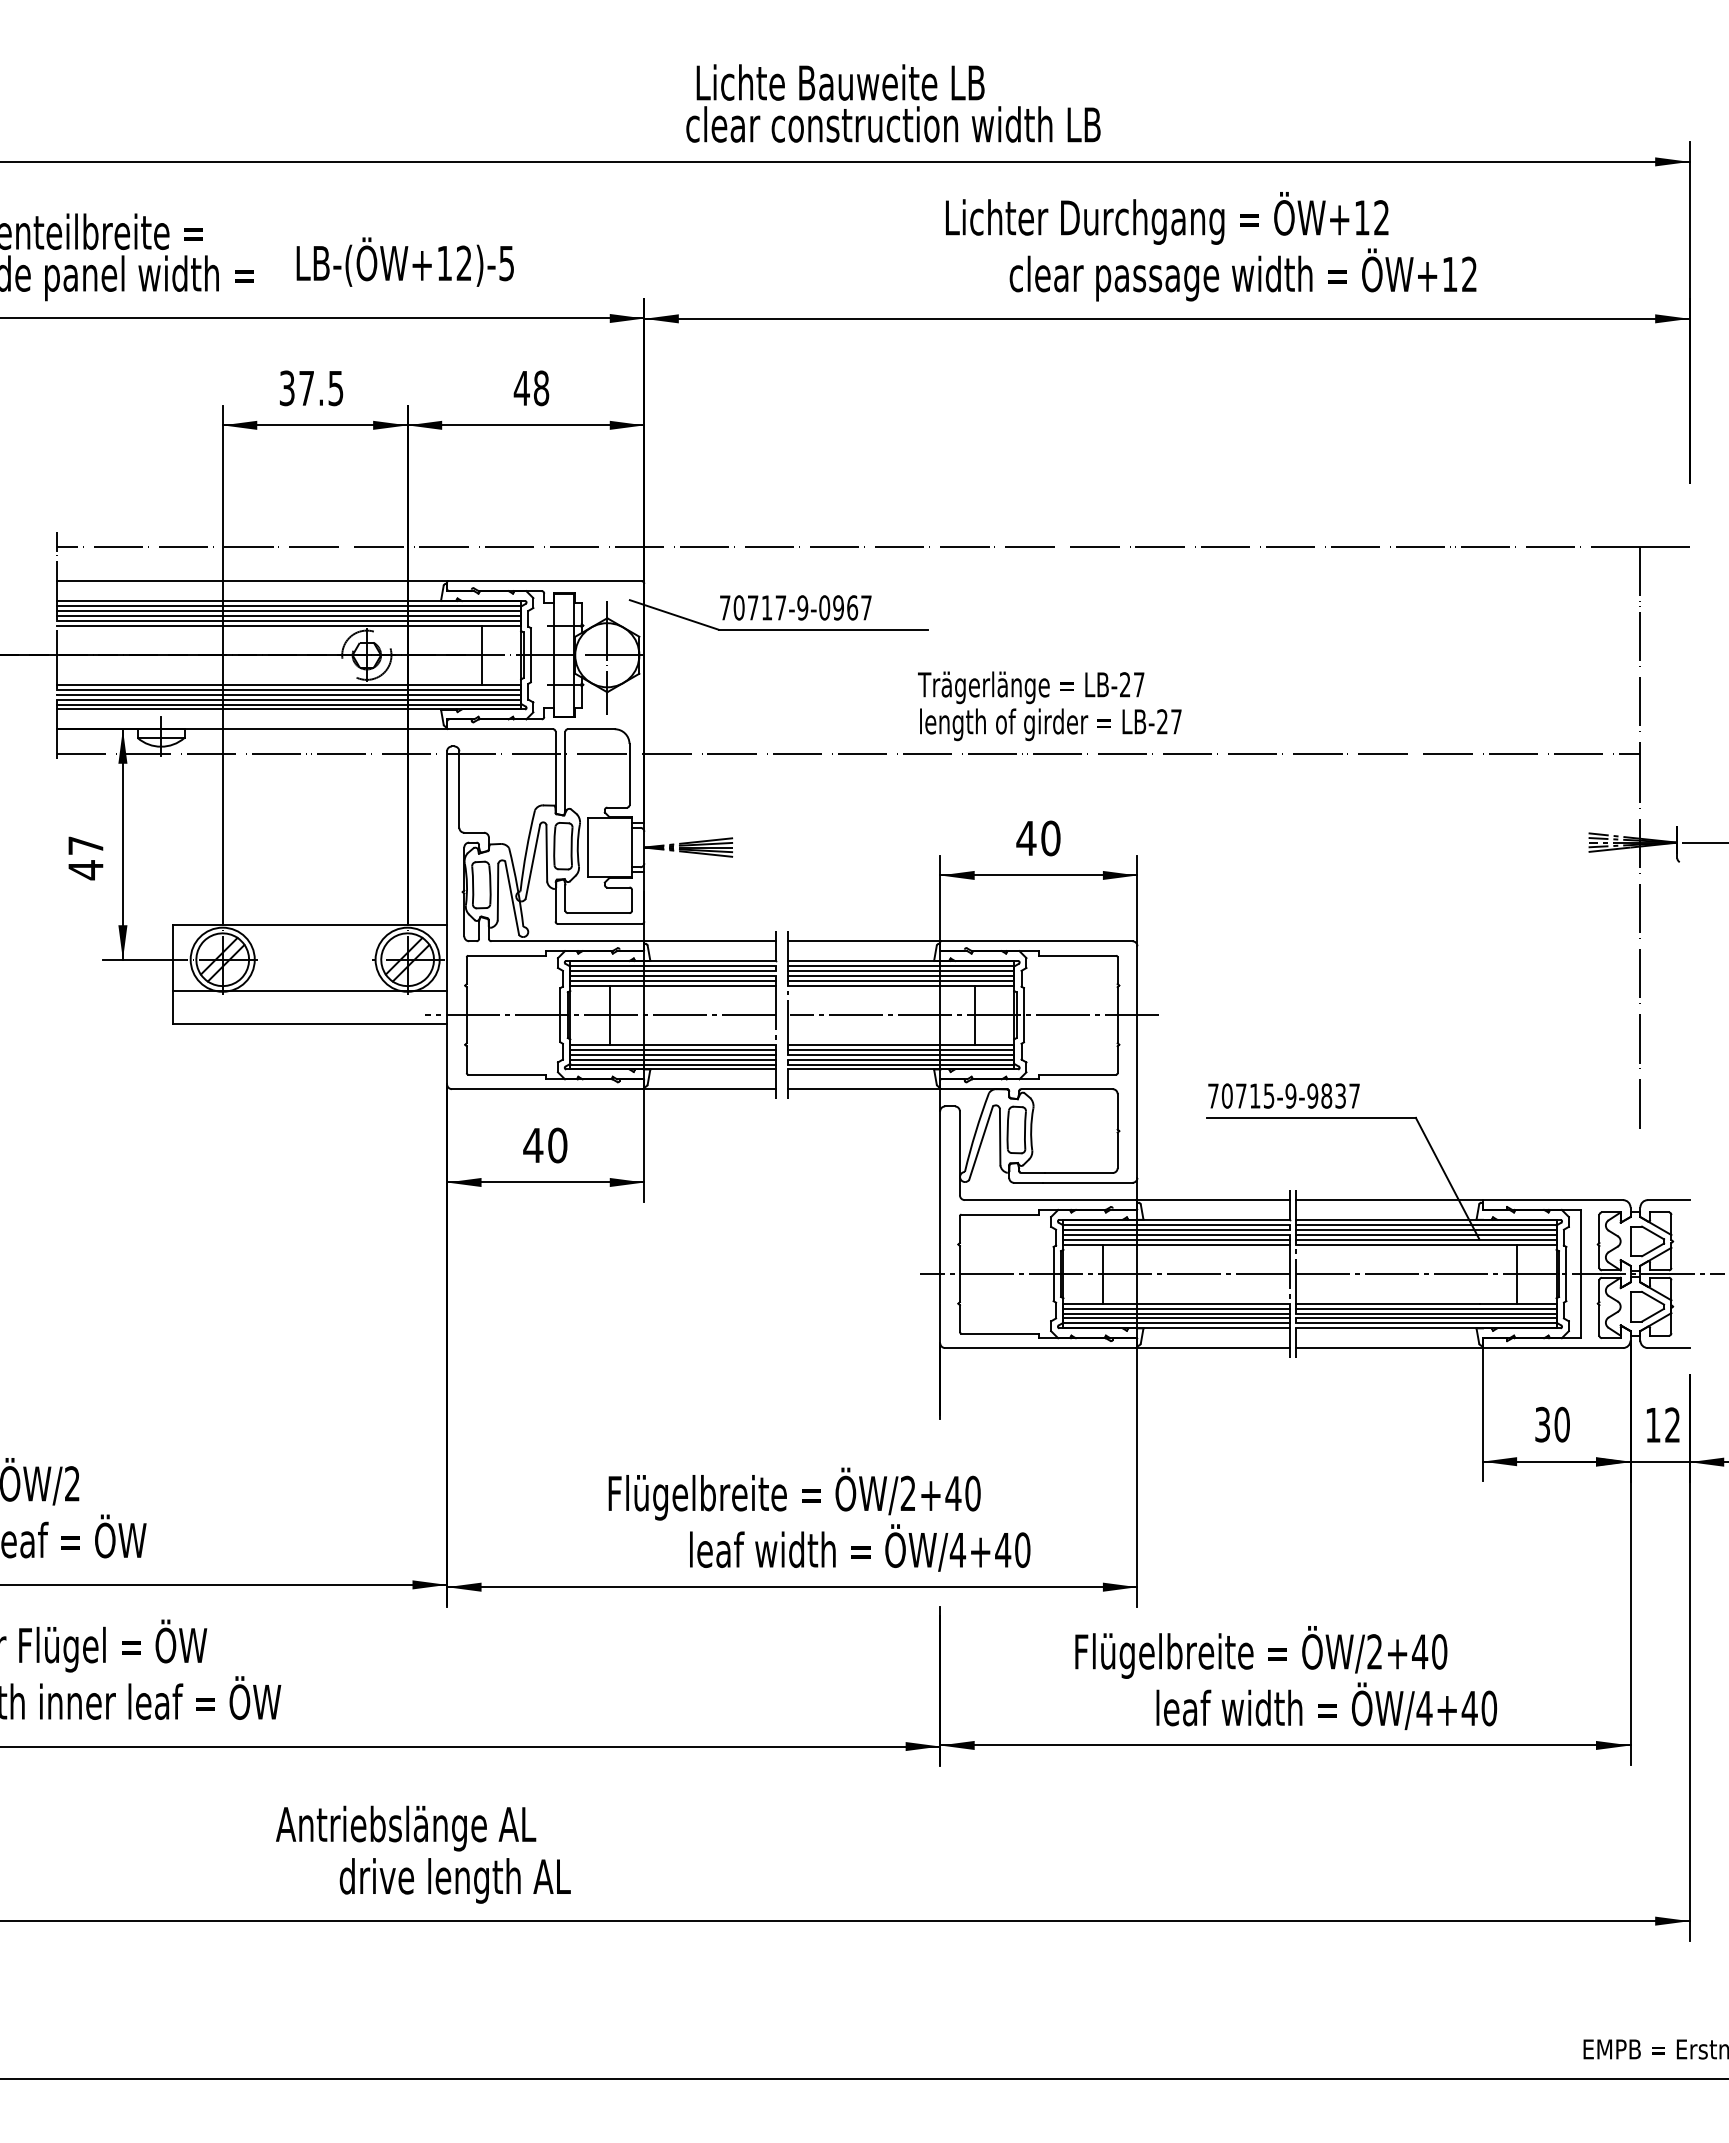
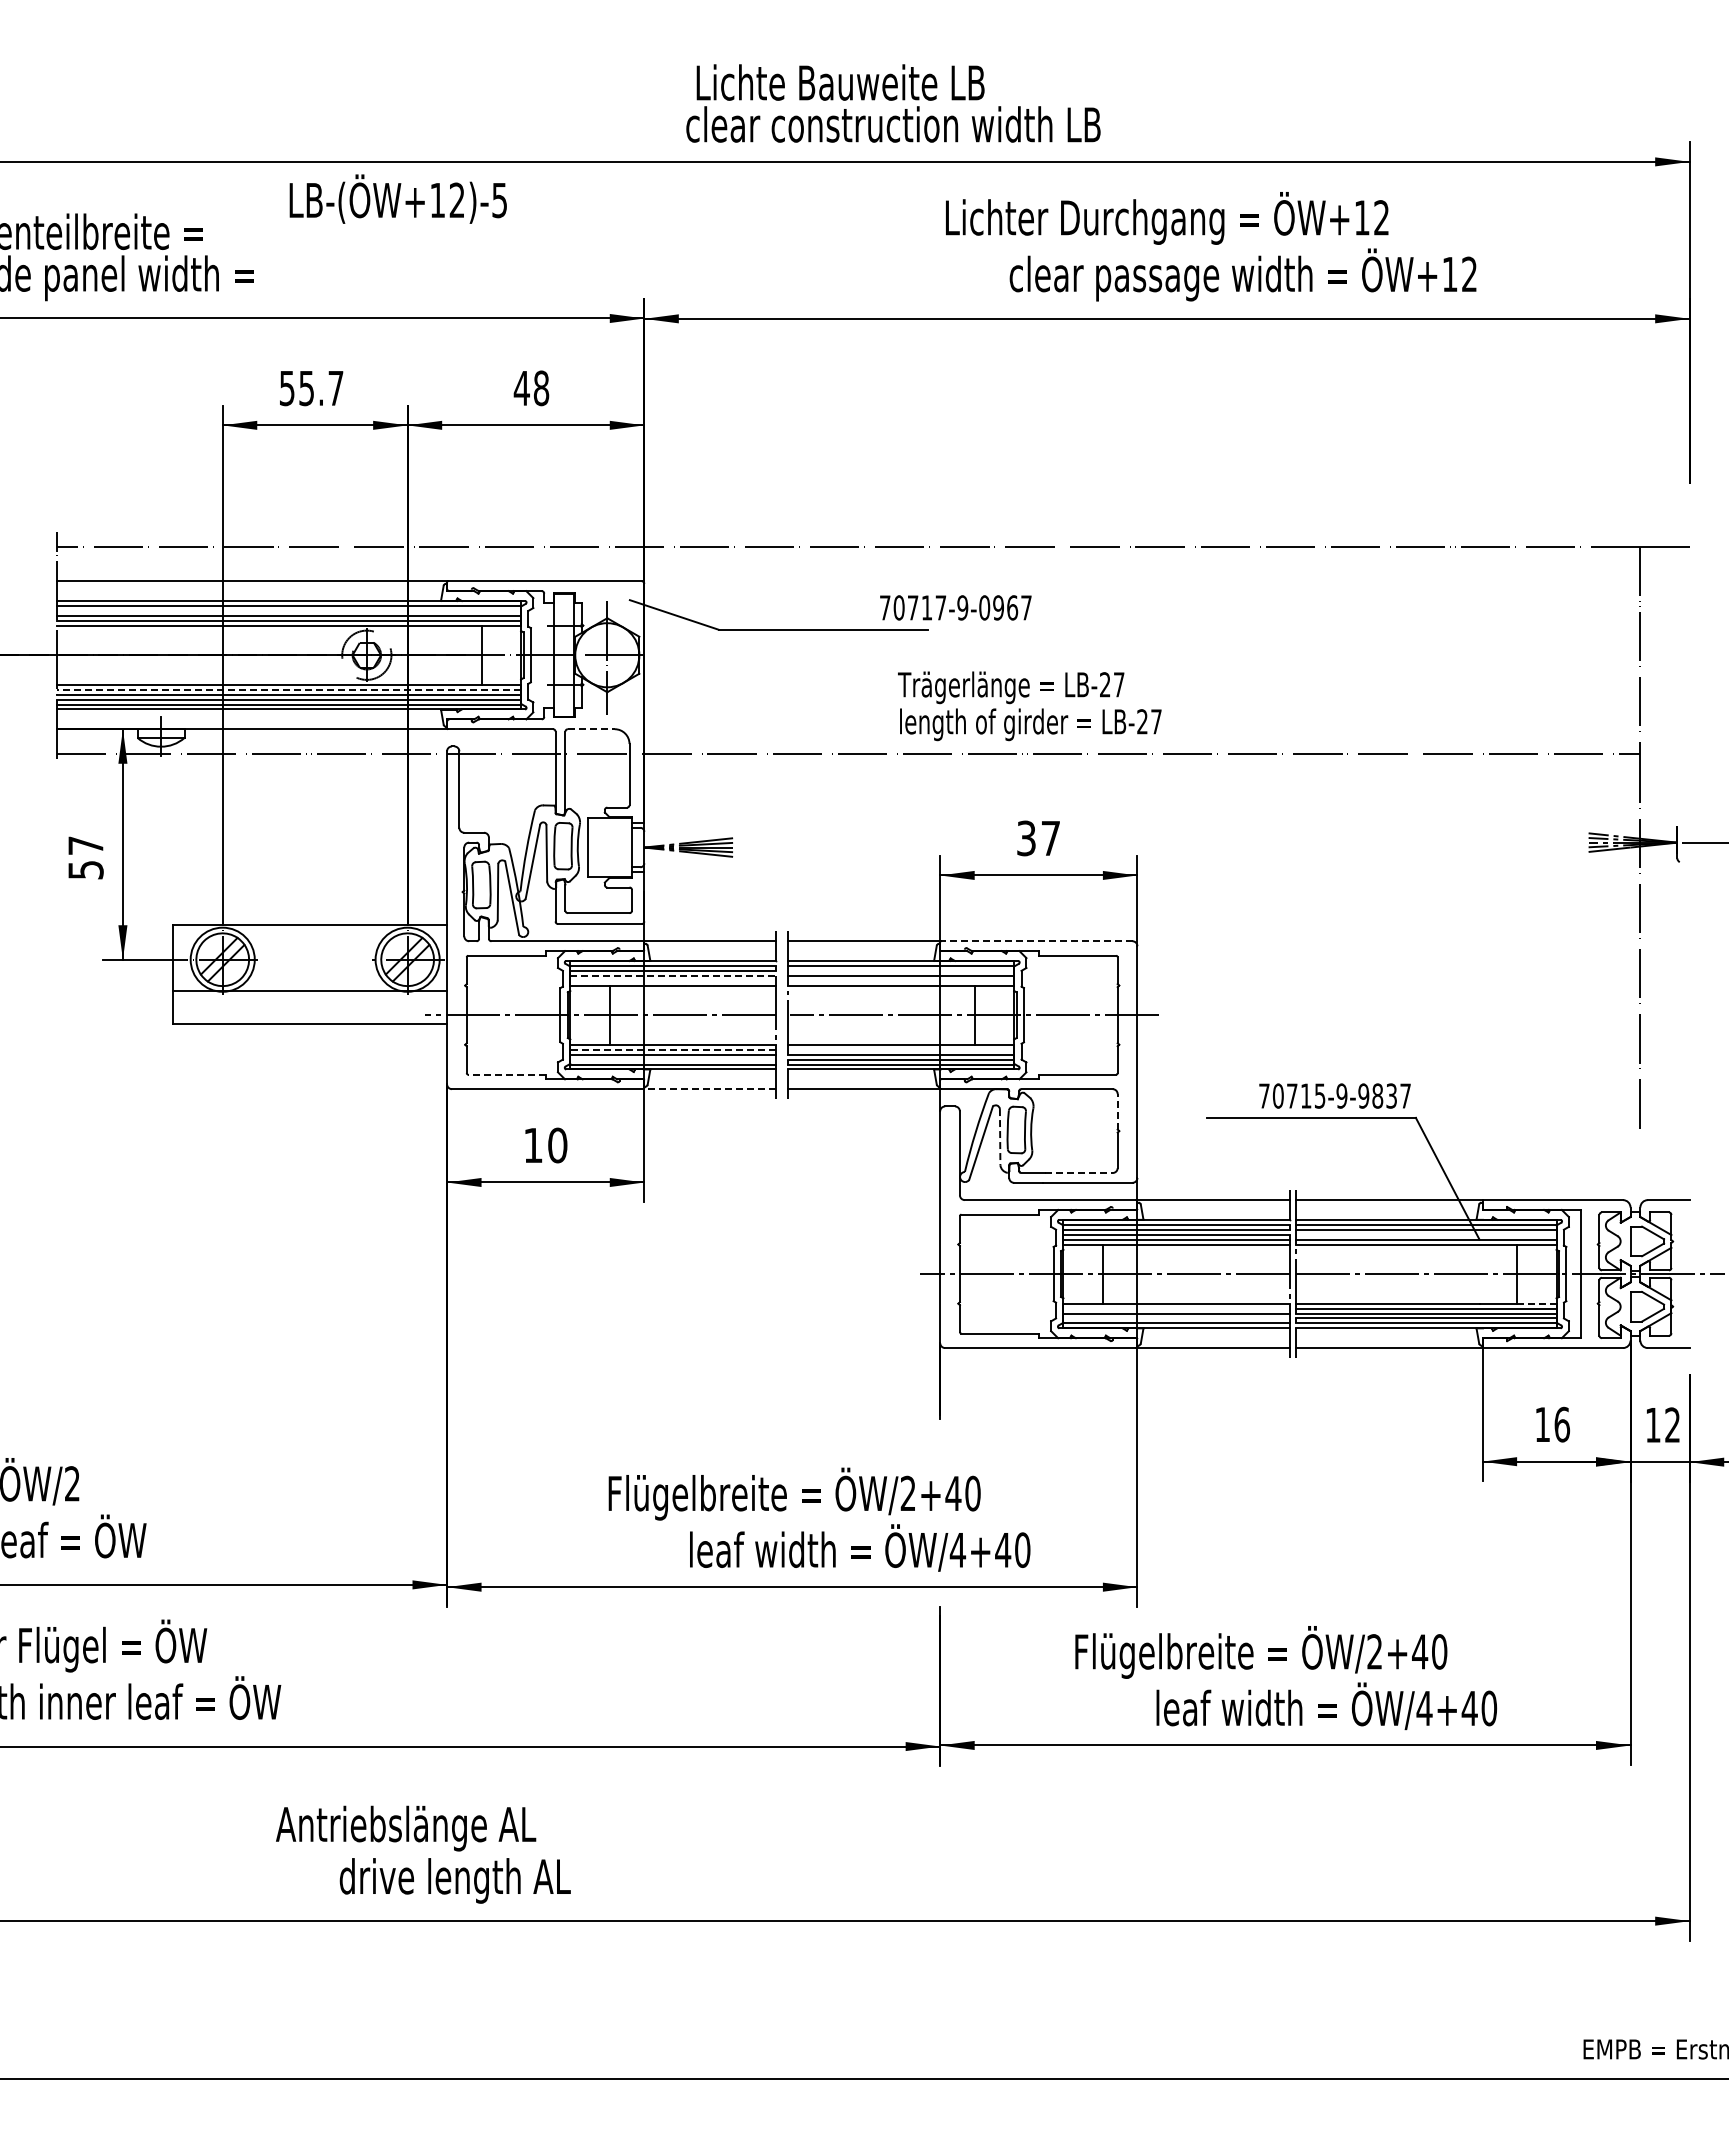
text position: (404, 261) -> (397, 198) (397, 198)
text: 37.5 -> 55.7 (311, 388)
text position: (795, 607) -> (955, 607) (955, 607)
line: present -> none (288, 610)
line: solid -> dashed (288, 689)
text position: (1049, 706) -> (1029, 706) (1029, 706)
line: solid -> dashed (591, 729)
text: 40 -> 37 (1038, 838)
text: 47 -> 57 (85, 870)
line: solid -> dashed (1036, 941)
line: present -> none (901, 970)
line: solid -> dashed (673, 975)
line: present -> none (673, 980)
line: present -> none (901, 980)
line: solid -> dashed (672, 1049)
line: present -> none (901, 1049)
line: present -> none (673, 1059)
line: solid -> dashed (506, 1074)
line: solid -> dashed (709, 1089)
text position: (1283, 1095) -> (1334, 1095) (1334, 1095)
line: solid -> dashed (1117, 1111)
line: solid -> dashed (1000, 1137)
text: 40 -> 10 (533, 1145)
line: solid -> dashed (1079, 1173)
line: present -> none (1425, 1234)
line: solid -> dashed (1536, 1303)
line: present -> none (1176, 1308)
line: present -> none (1176, 1318)
text: 30 -> 16 (1552, 1424)
